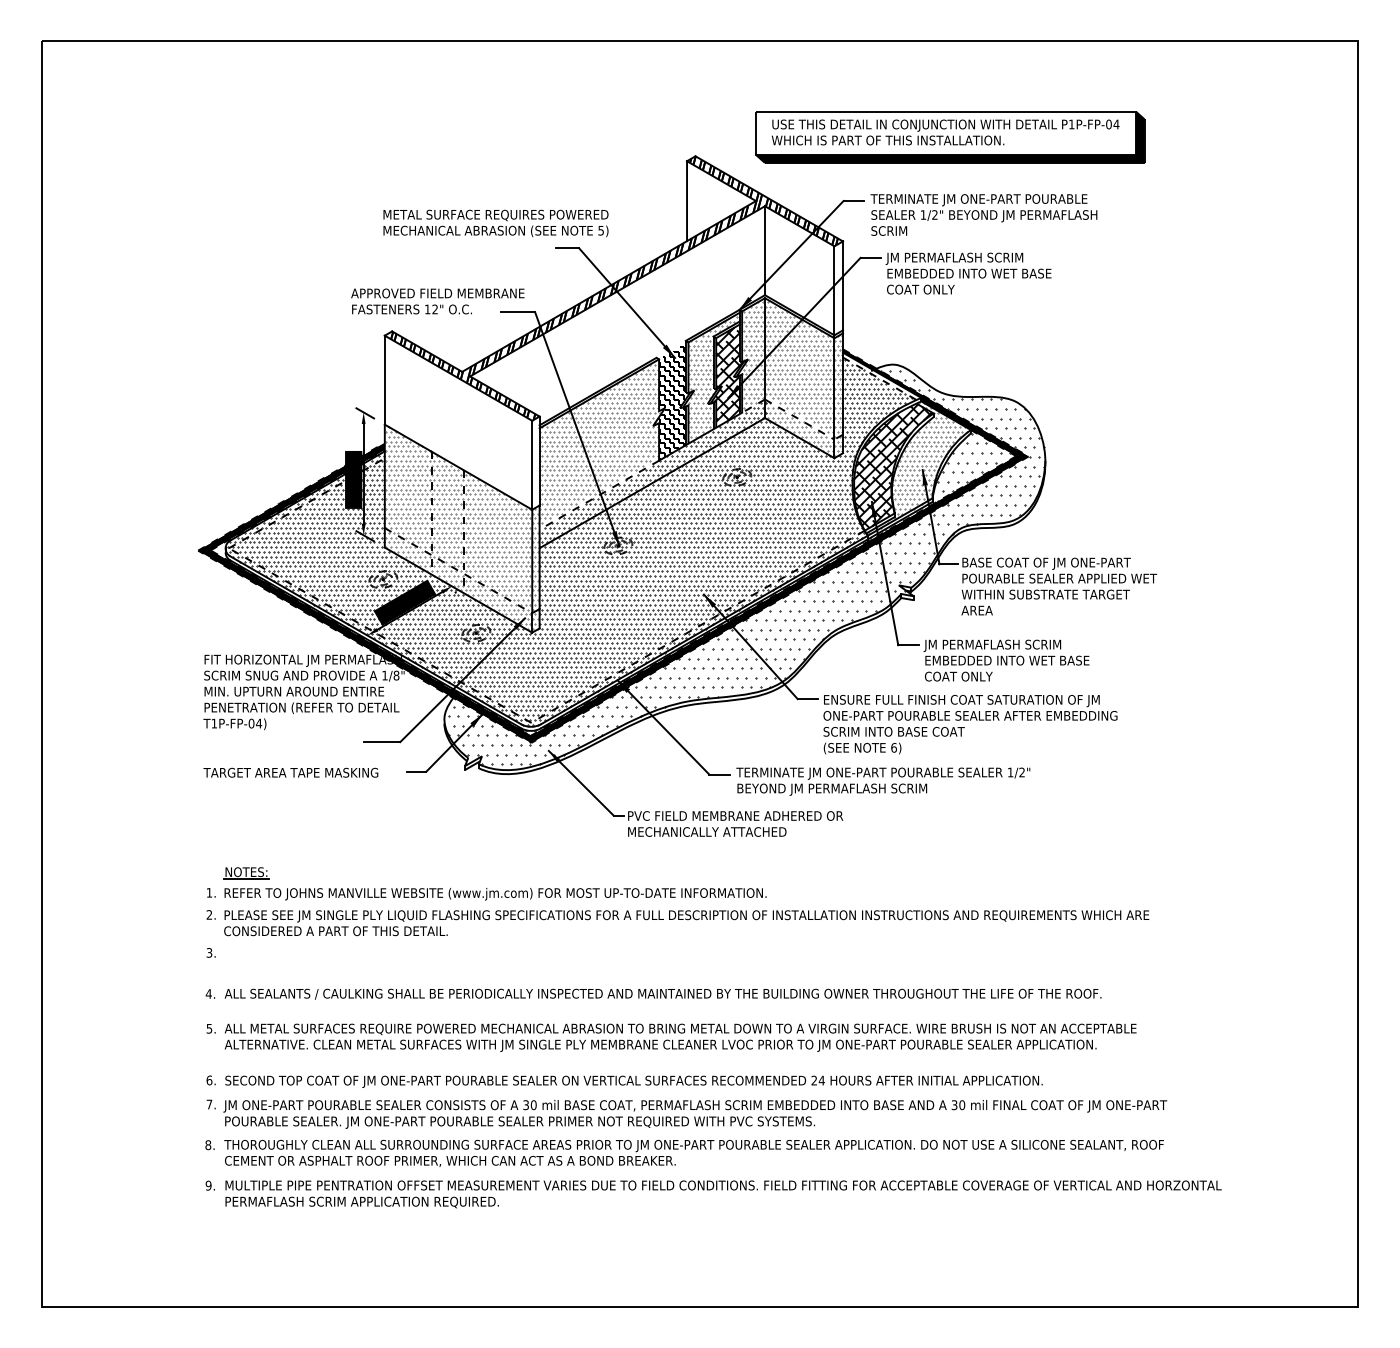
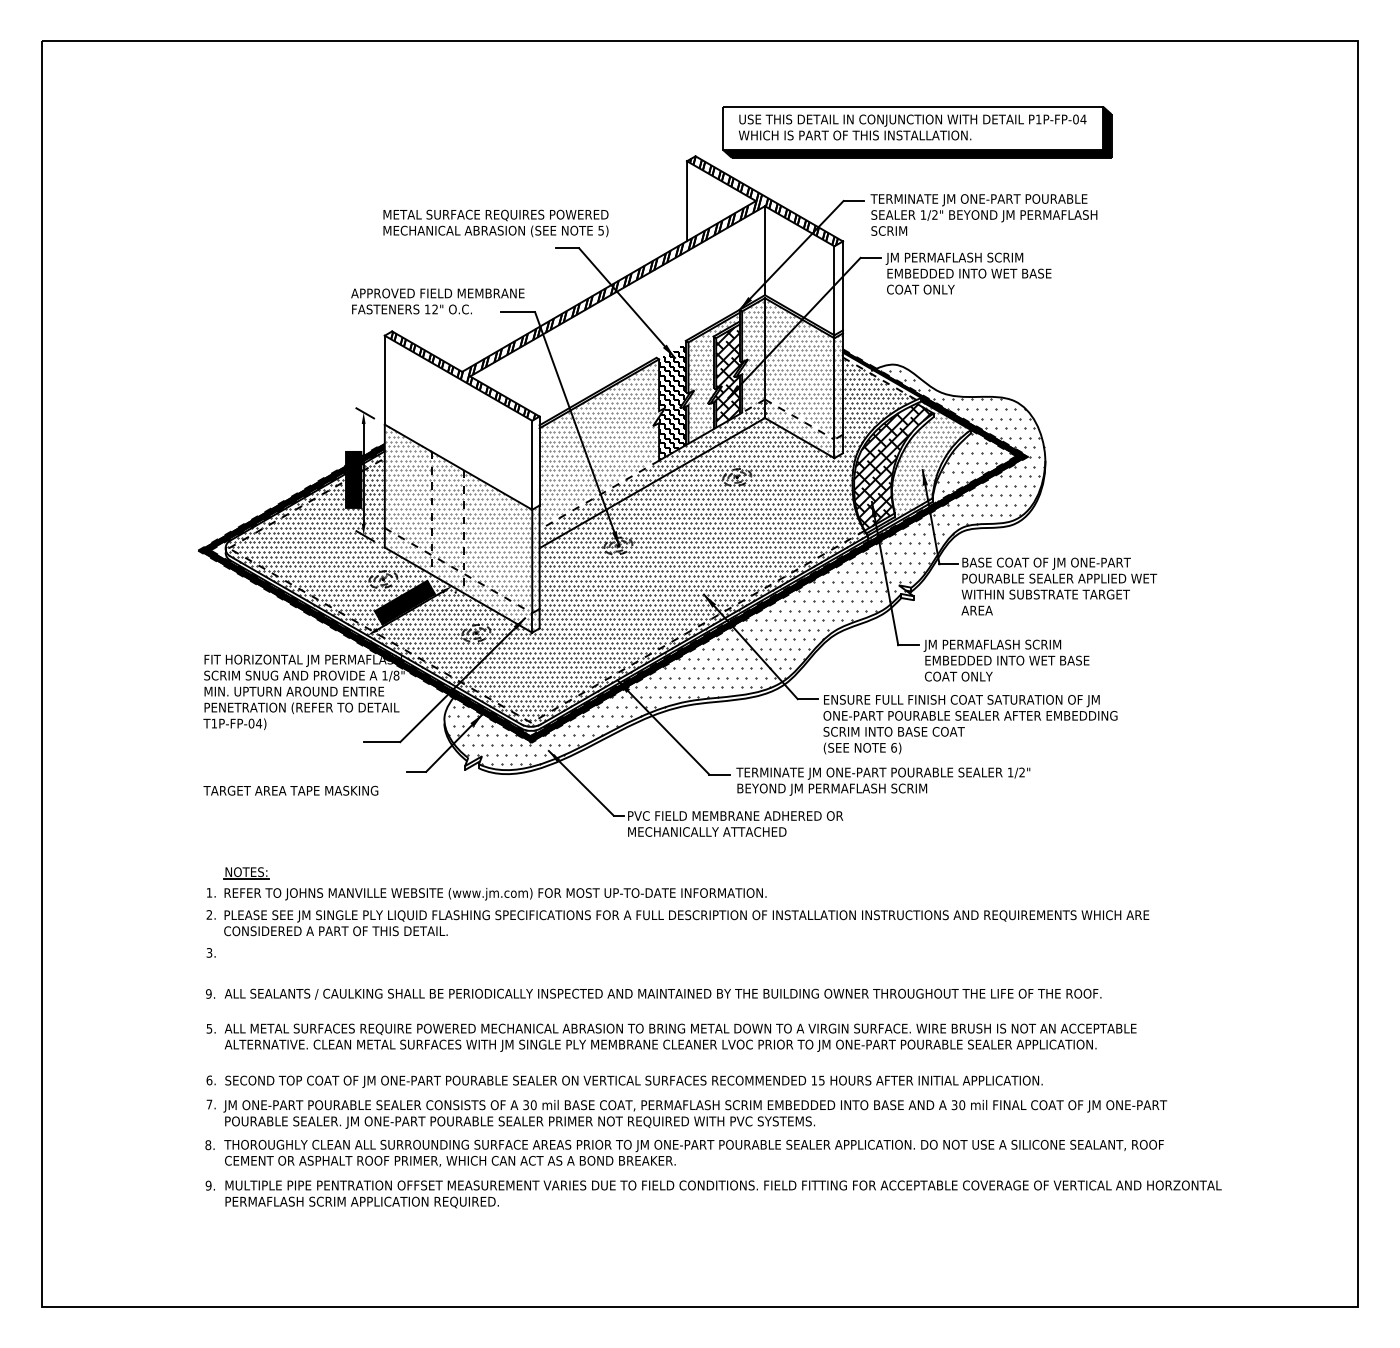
part position: (950, 137) -> (917, 132) (917, 132)
text position: (290, 772) -> (290, 790) (290, 790)
text: 4. -> 9. (208, 993)
text: 24 -> 15 (817, 1080)
